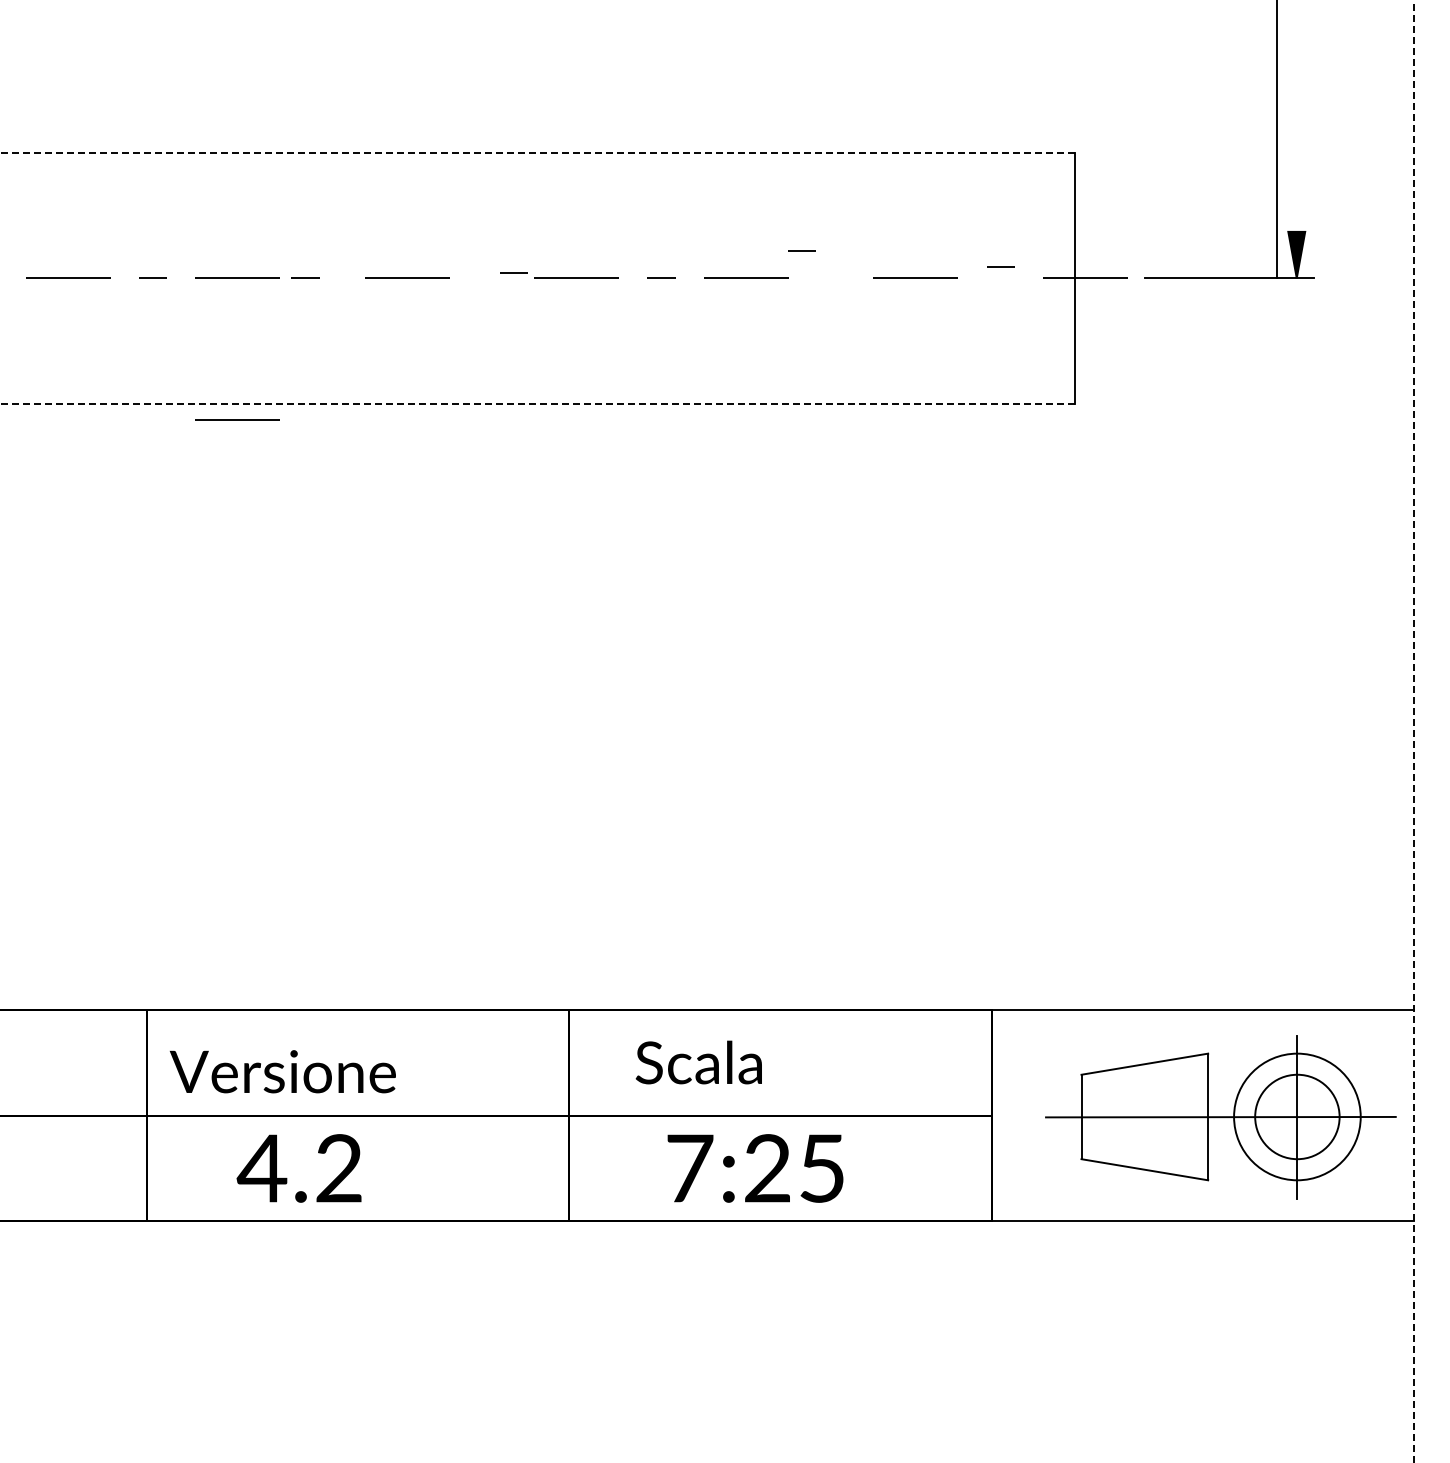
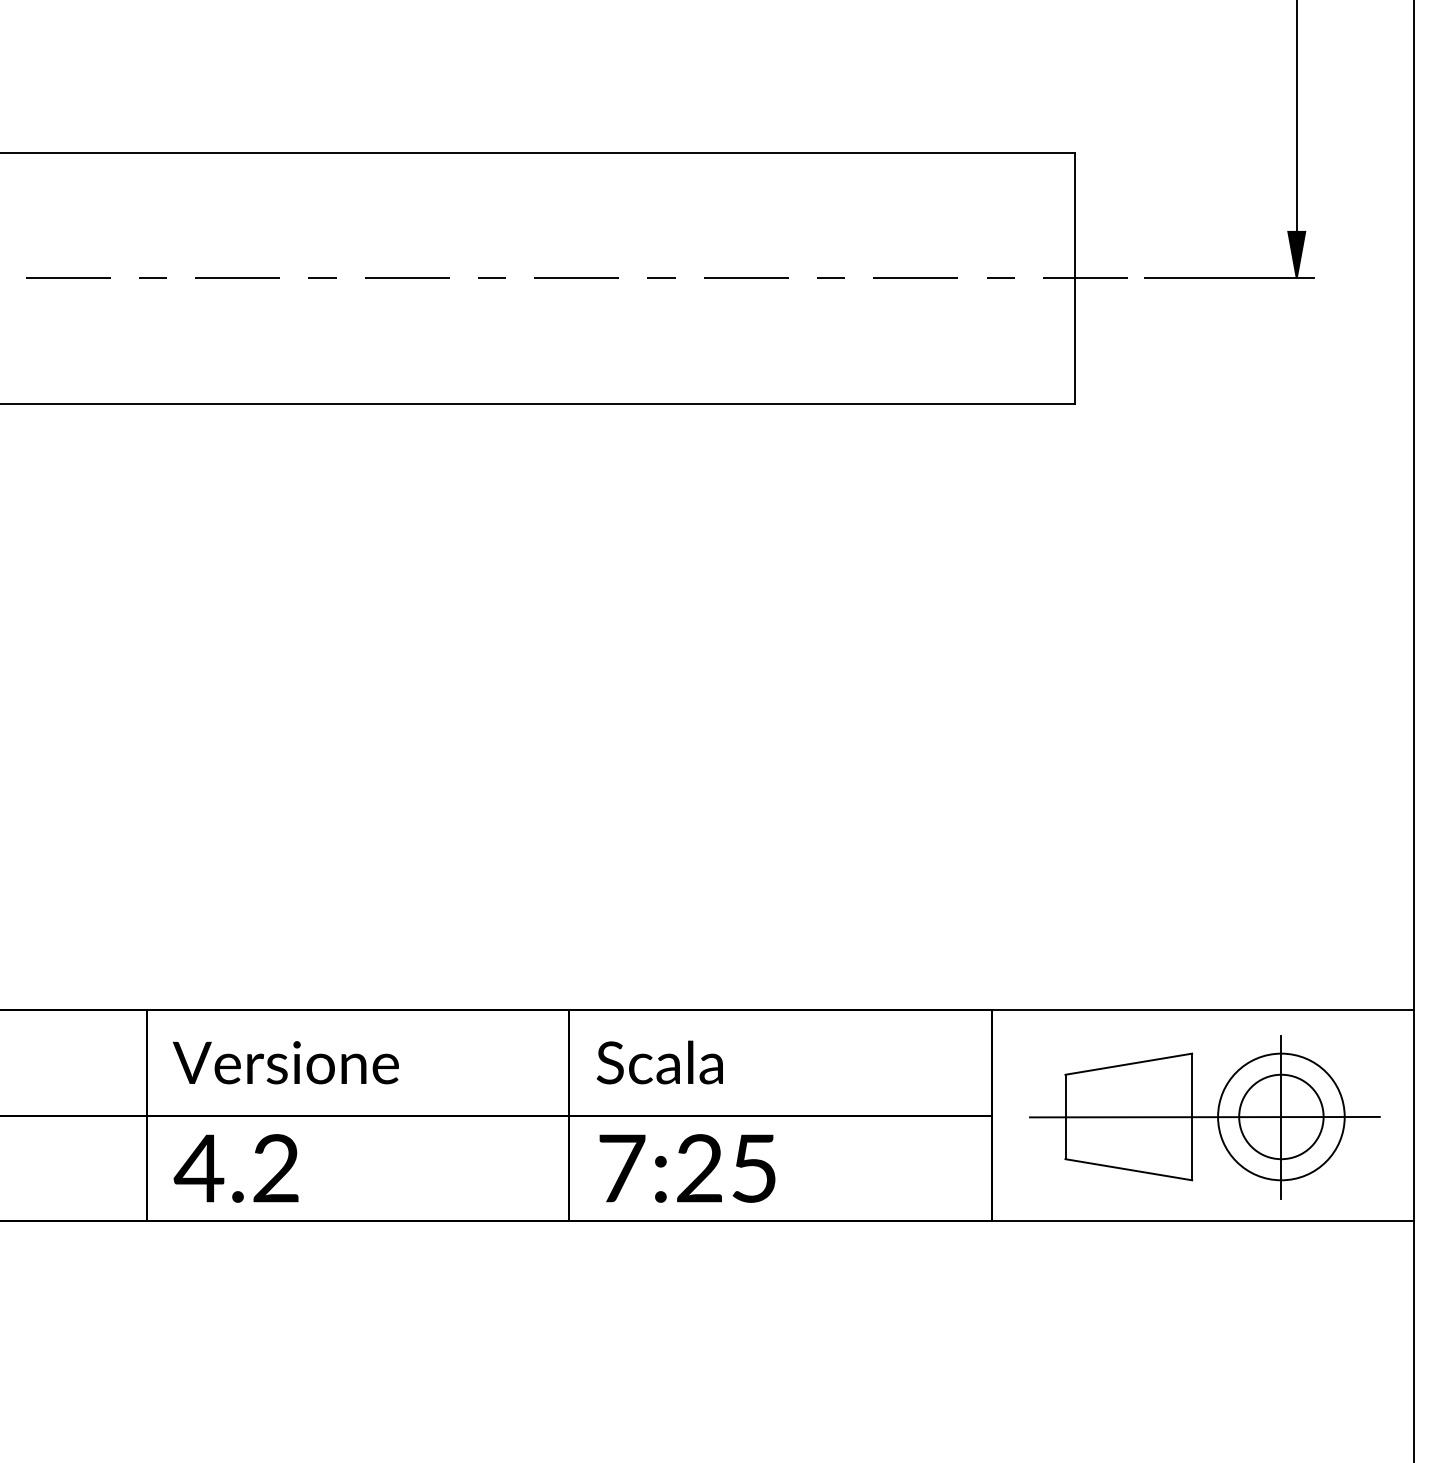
line position: (1276, 140) -> (1296, 140) (1296, 140)
line: dashed -> solid (537, 153)
line position: (801, 250) -> (830, 277) (830, 277)
line position: (1000, 266) -> (1000, 277) (1000, 277)
line position: (513, 272) -> (491, 277) (491, 277)
line position: (305, 277) -> (322, 277) (322, 277)
line: dashed -> solid (537, 403)
line: present -> none (237, 419)
line: dashed -> solid (1413, 731)
text position: (698, 1062) -> (659, 1062) (659, 1062)
text position: (282, 1071) -> (285, 1062) (285, 1062)
part position: (1220, 1117) -> (1204, 1117) (1204, 1117)
text position: (298, 1168) -> (235, 1168) (235, 1168)
text position: (755, 1168) -> (687, 1168) (687, 1168)
